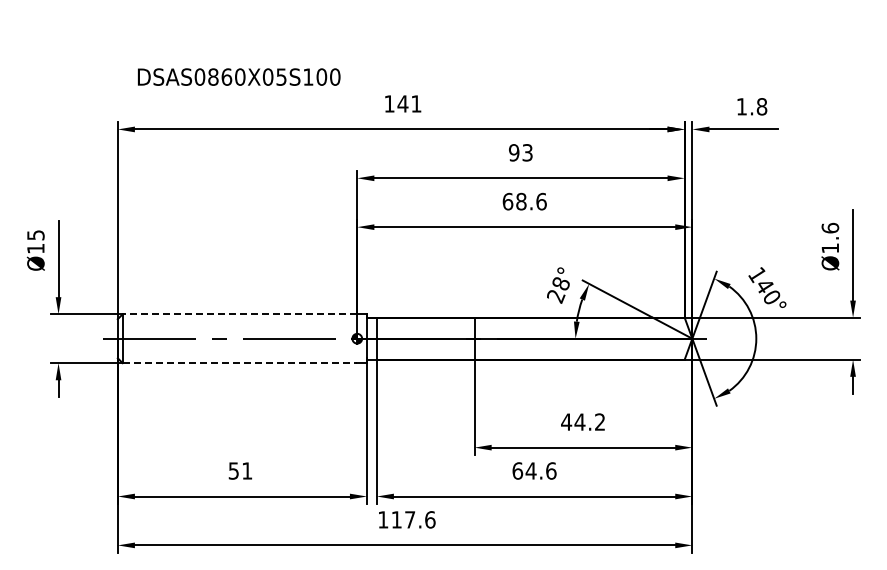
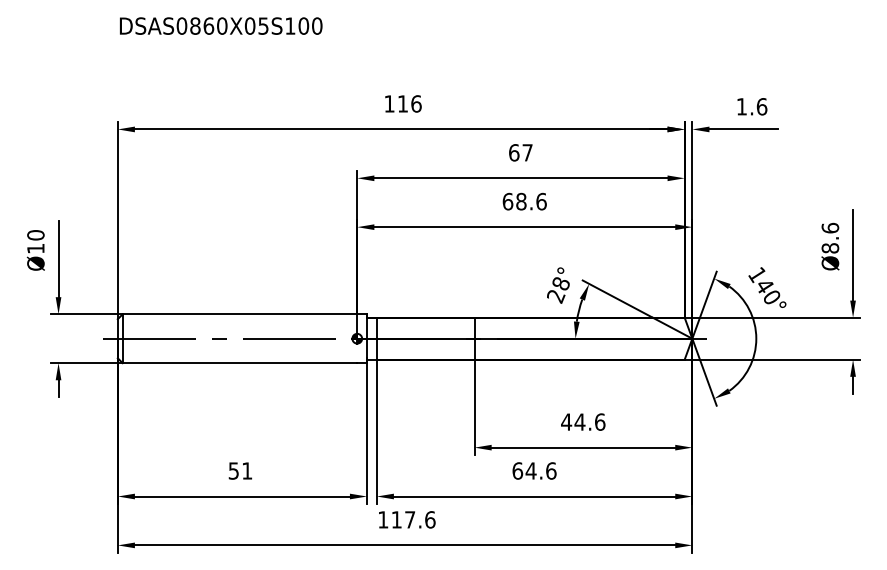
text position: (239, 76) -> (221, 25) (221, 25)
text: 141 -> 116 (409, 103)
text: 1.8 -> 1.6 (761, 106)
text: 93 -> 67 (520, 152)
text: Ø15 -> Ø10 (35, 235)
text: Ø1.6 -> Ø8.6 (830, 248)
line: dashed -> solid (239, 314)
line: dashed -> solid (240, 363)
text: 44.2 -> 44.6 (600, 421)
